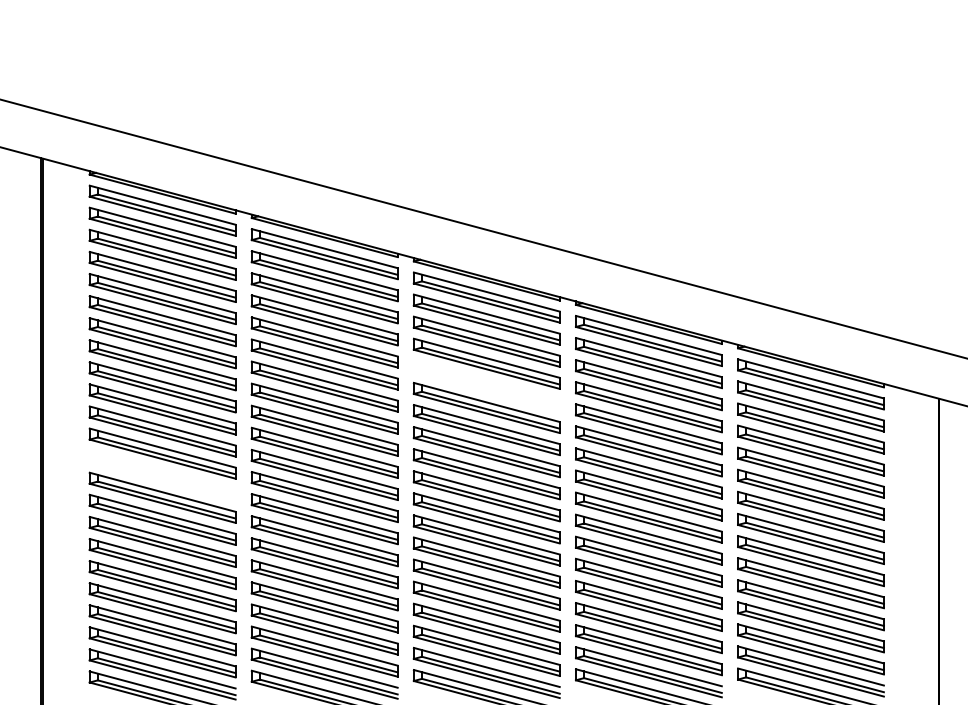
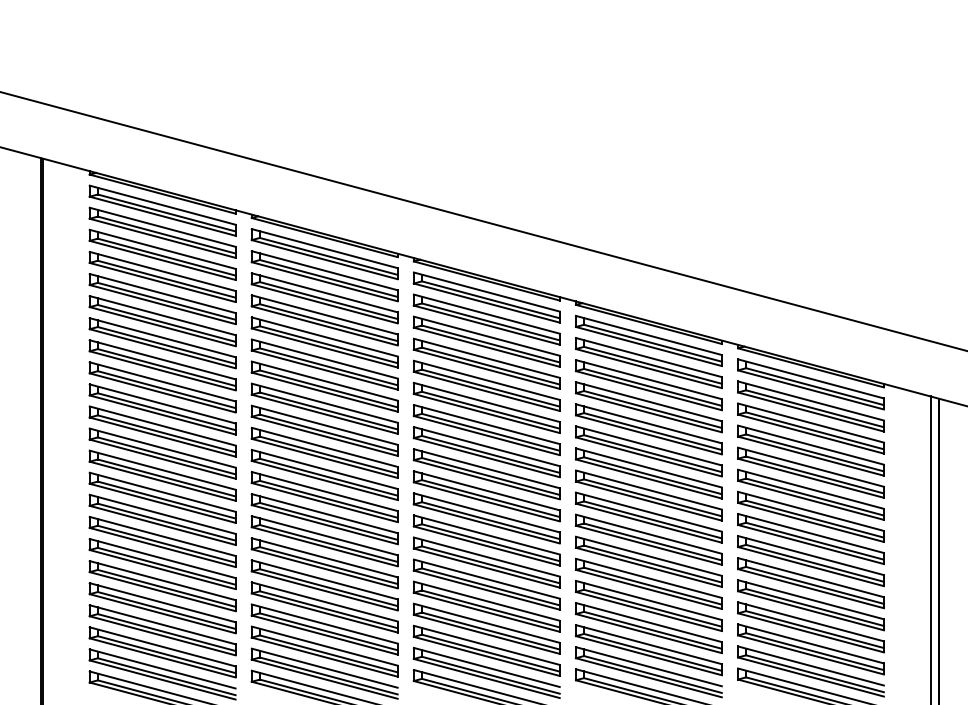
line position: (483, 228) -> (483, 221) (483, 221)
part: none -> present (486, 385)
part: none -> present (162, 475)
line: none -> present (930, 548)
